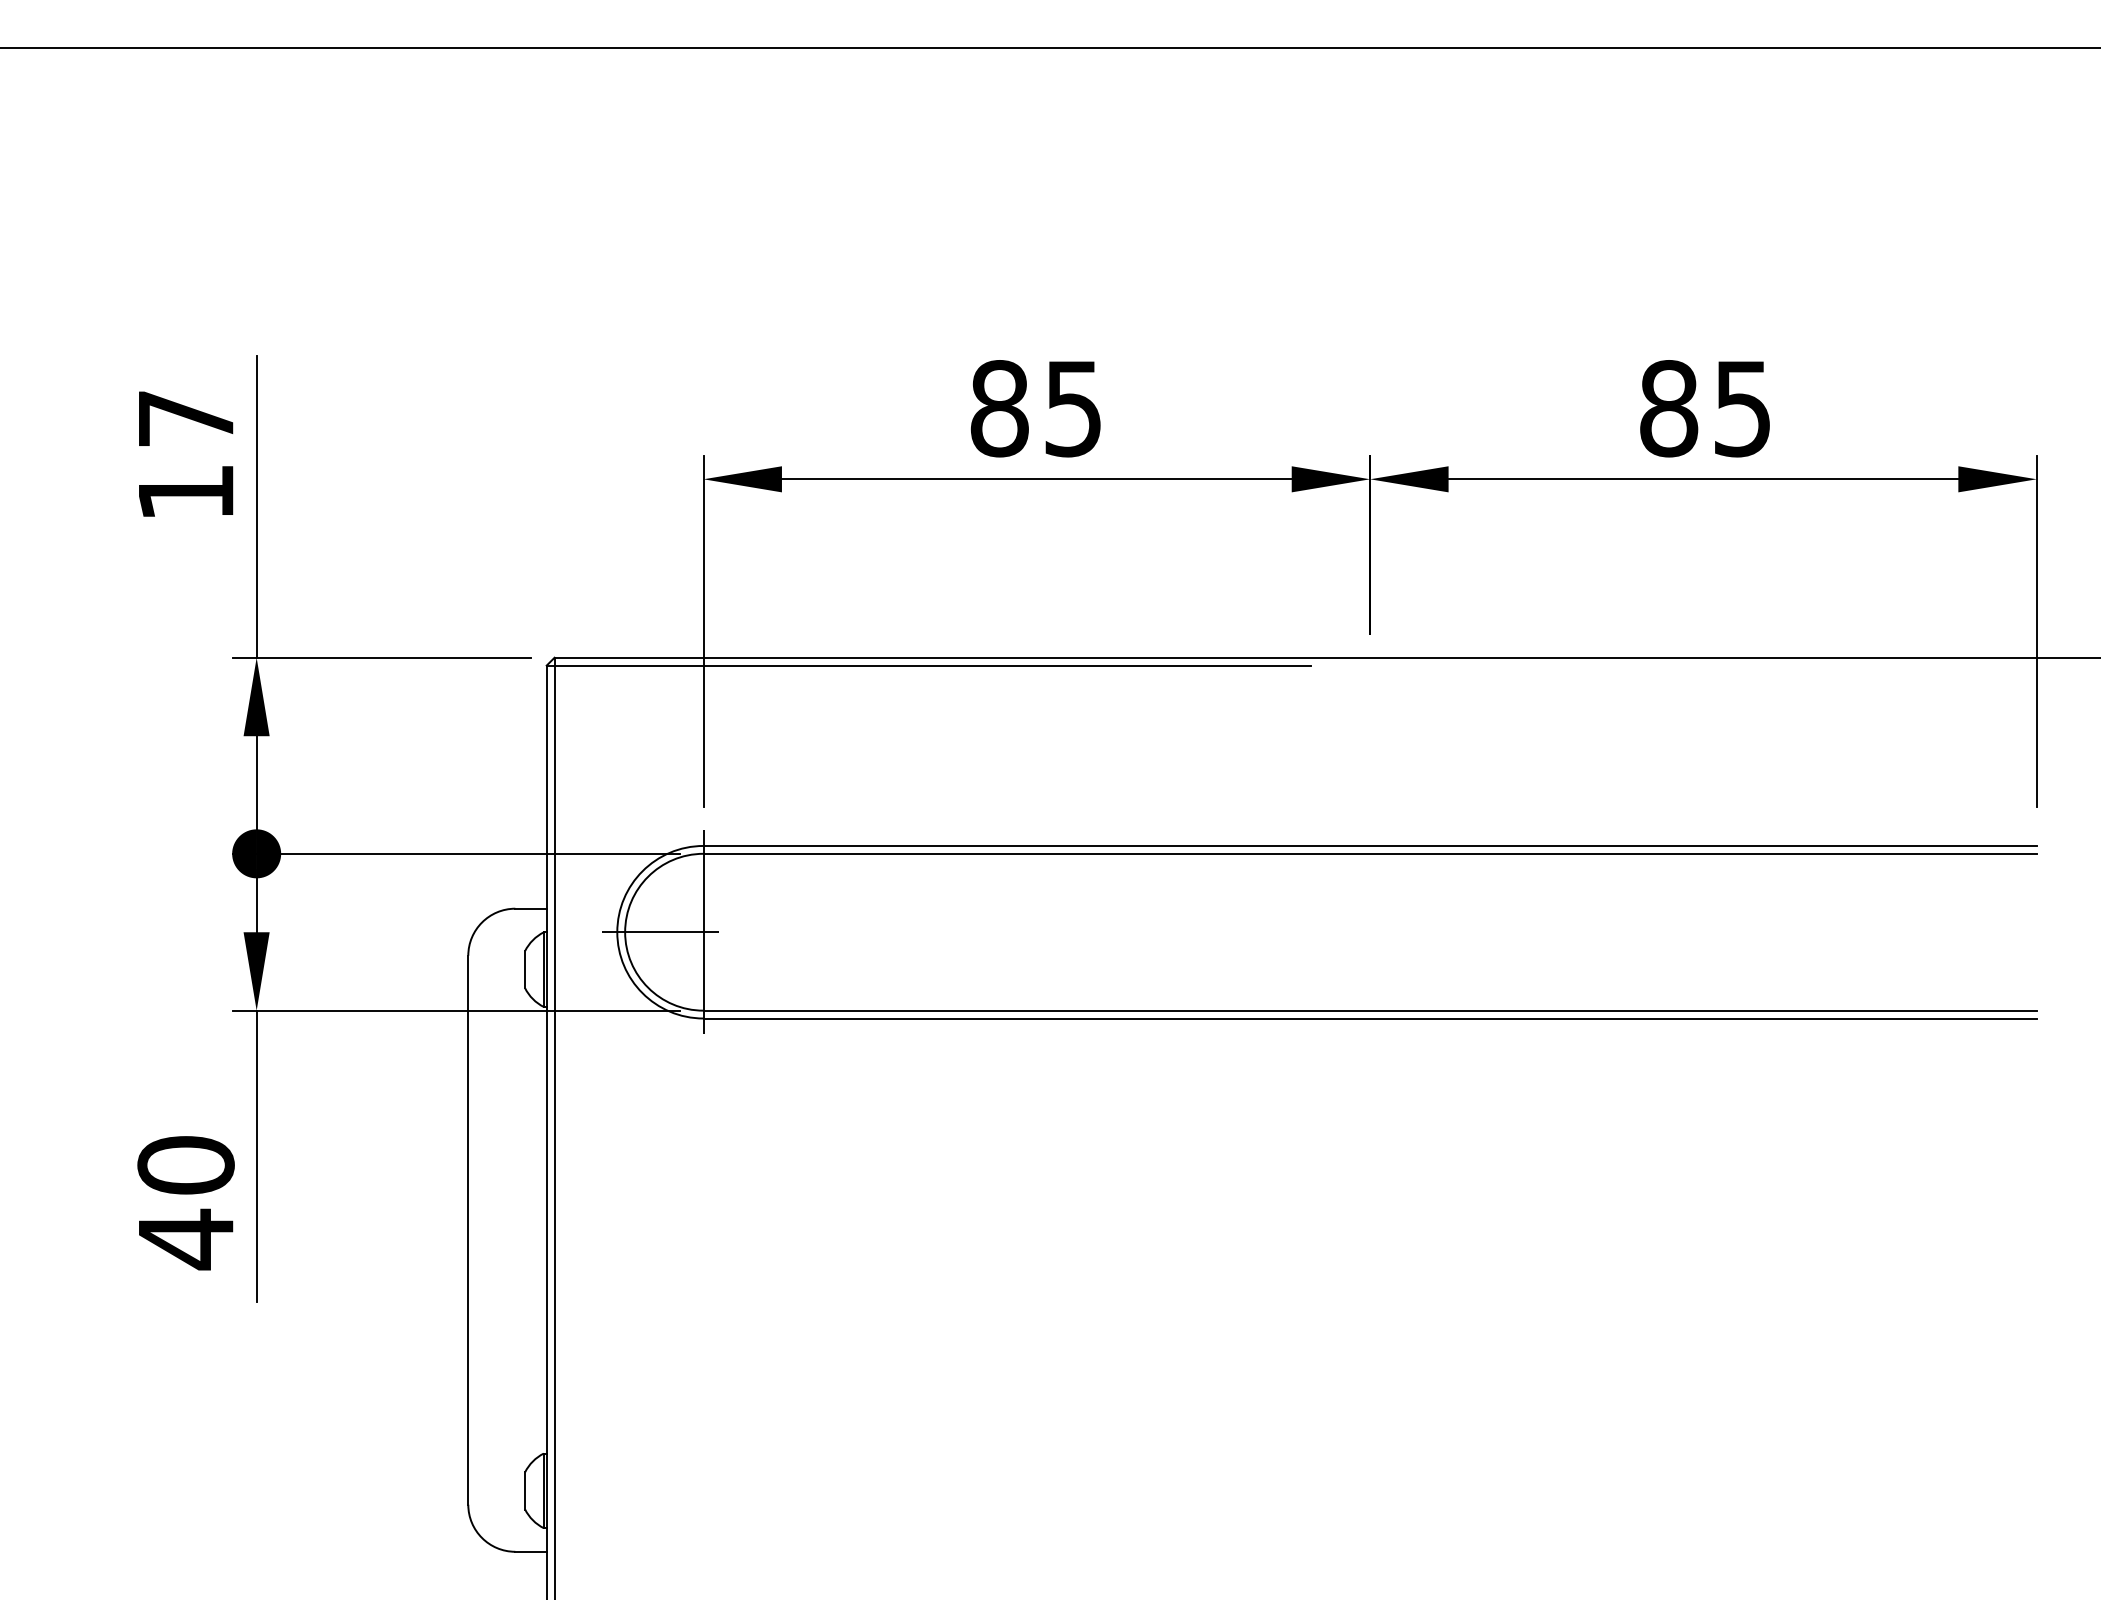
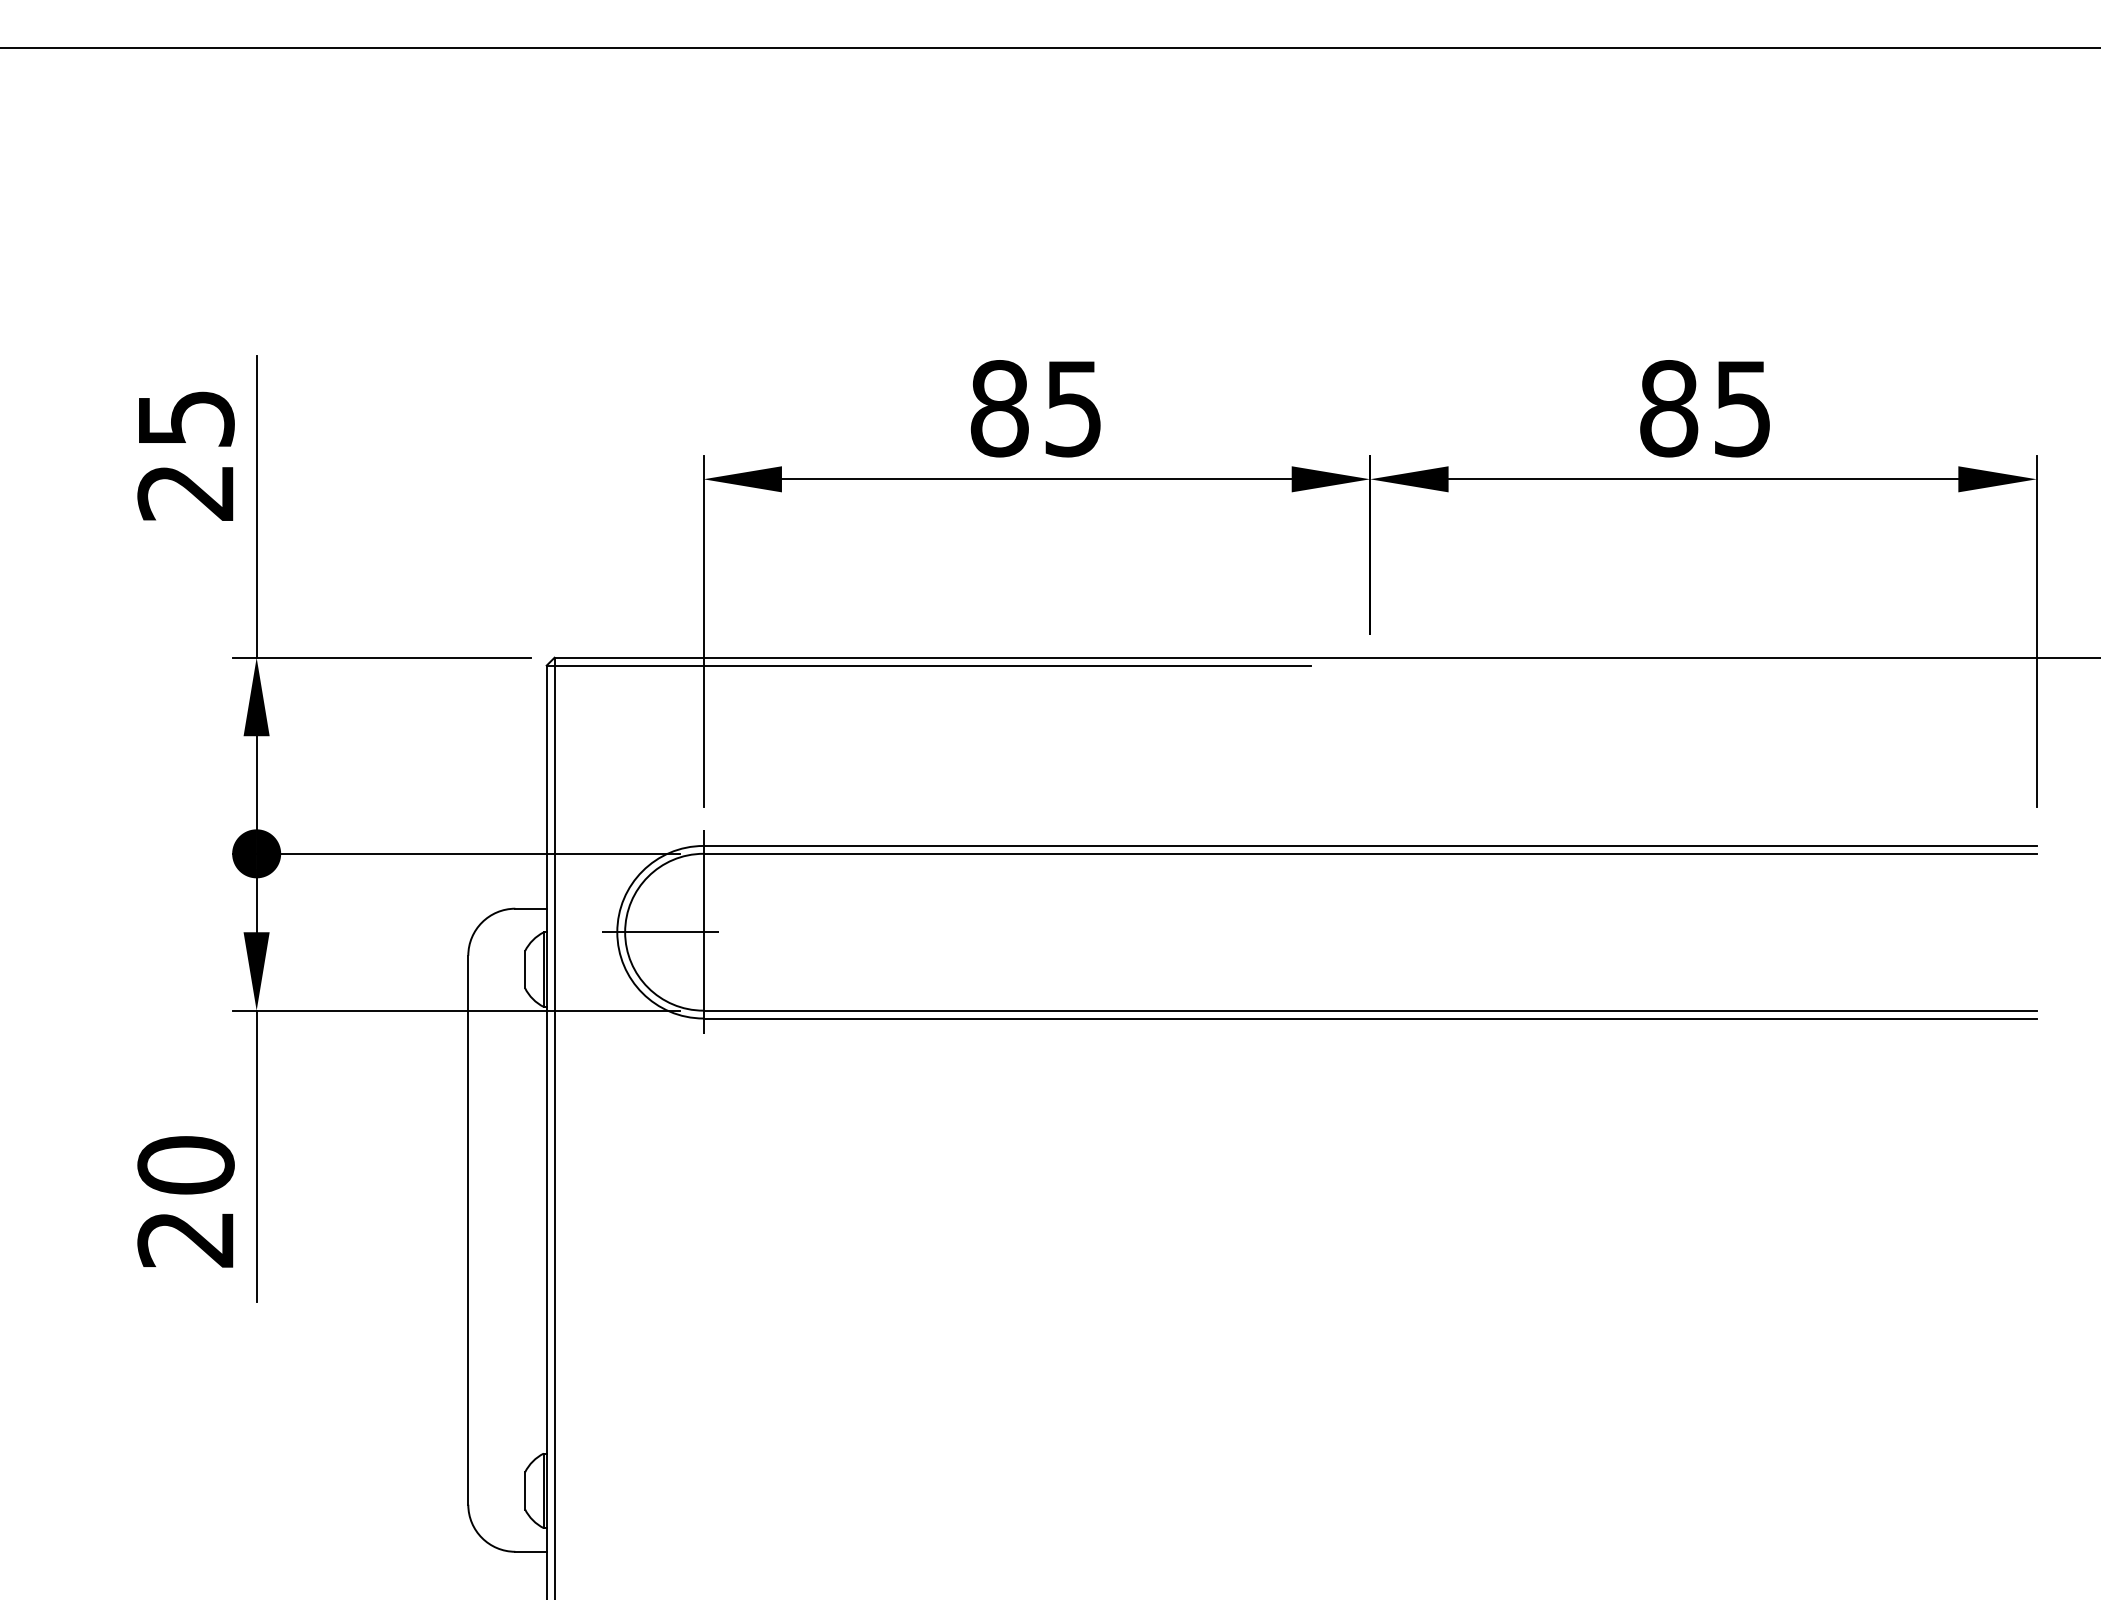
text: 17 -> 25 (185, 455)
text: 40 -> 20 (185, 1239)
